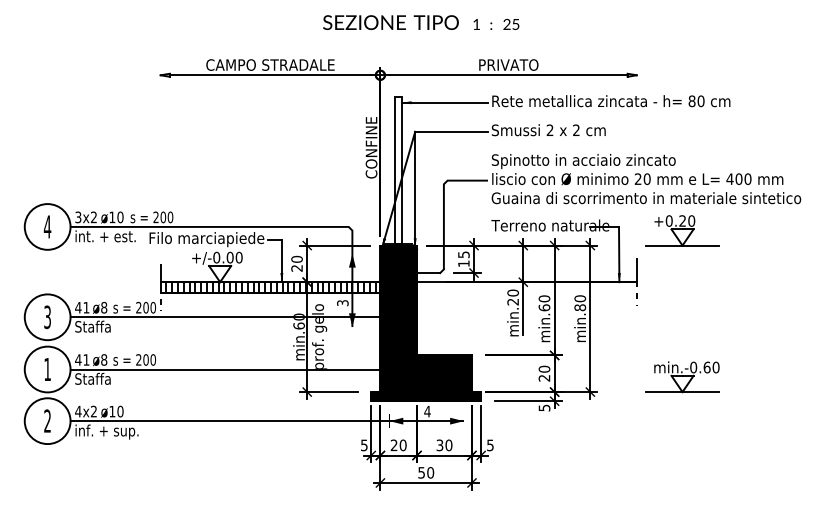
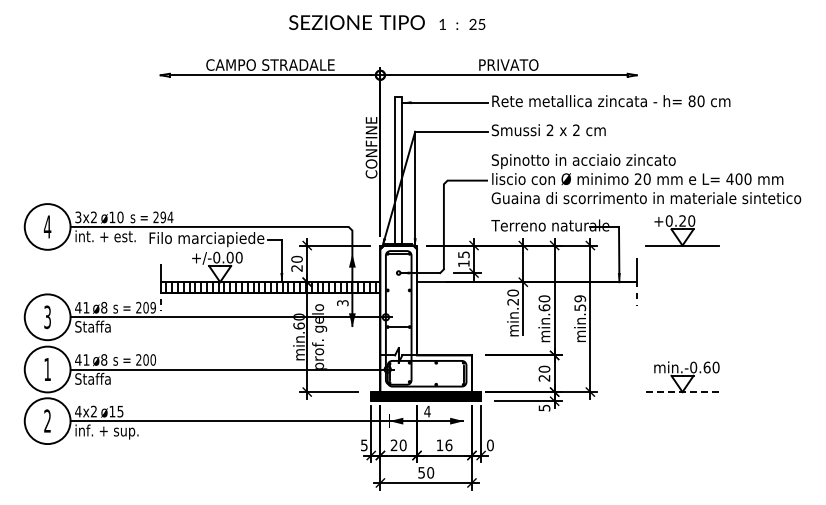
text position: (421, 22) -> (387, 22) (387, 22)
text: 200 -> 294 (166, 217)
text: min.80 -> min.59 (580, 303)
text: 200 -> 209 (152, 307)
fill: present -> none (425, 318)
line: solid -> dashed (682, 392)
text: ø10 -> ø15 (120, 411)
text: 30 -> 16 (444, 445)
text: 5 -> 0 (490, 445)
